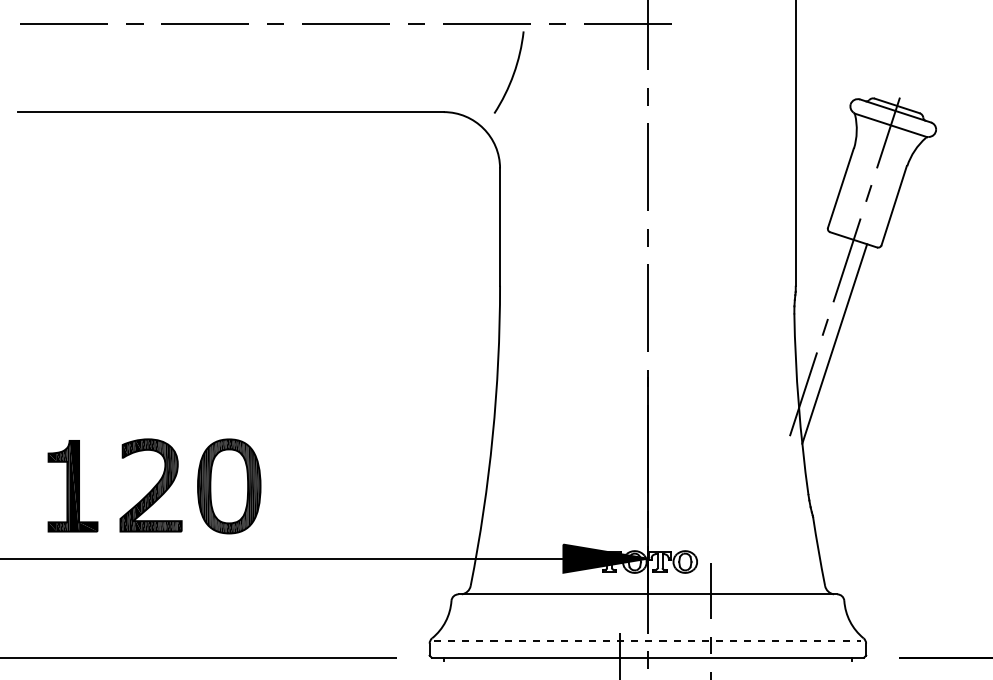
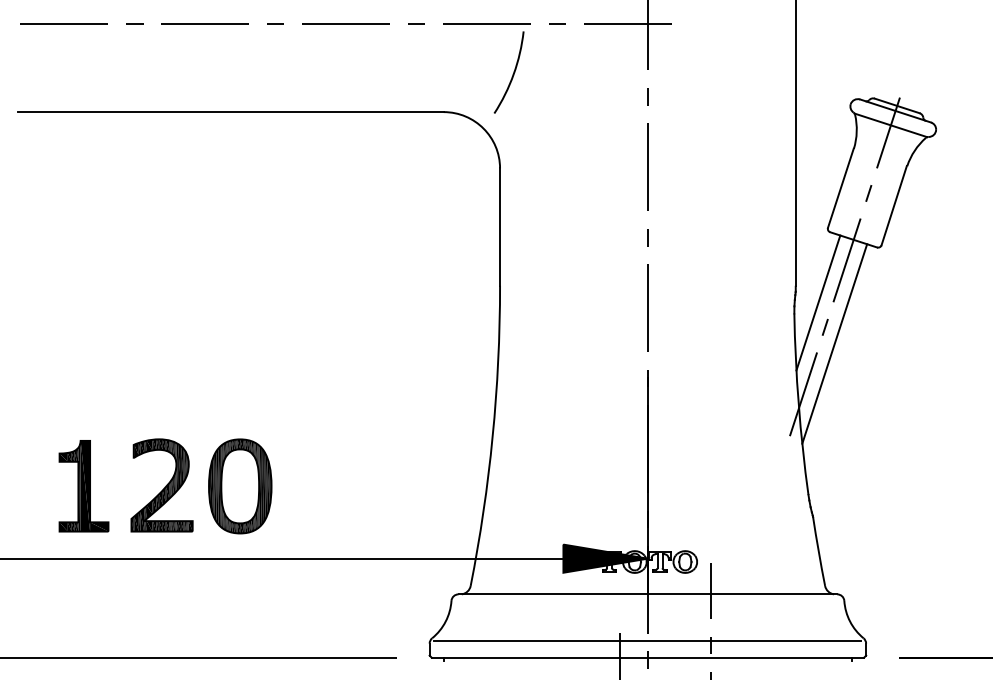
line: none -> present (818, 302)
part position: (154, 486) -> (165, 486) (165, 486)
line: dashed -> solid (647, 641)
